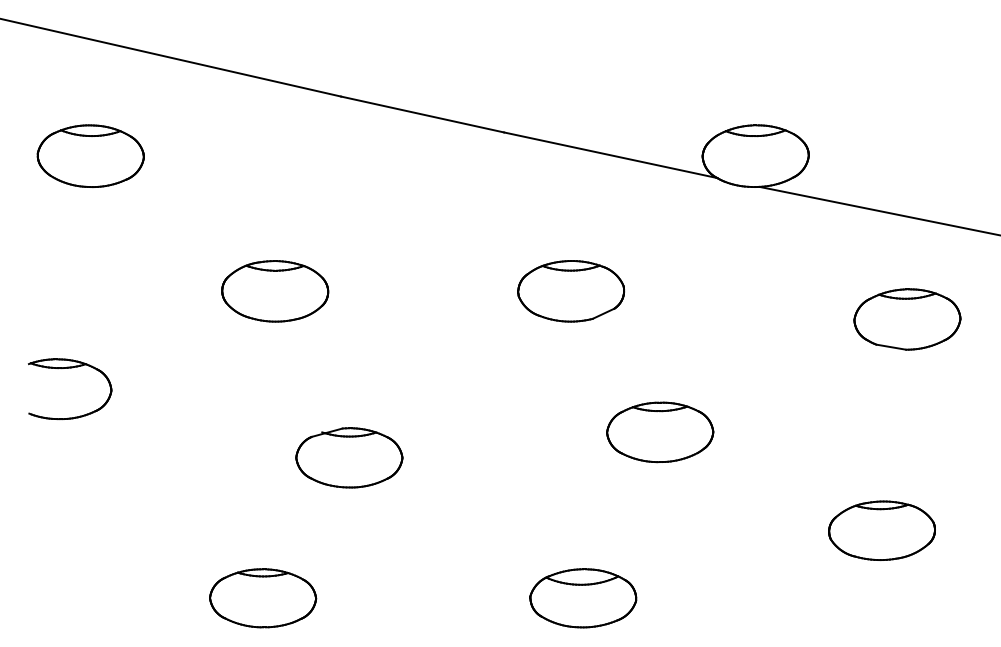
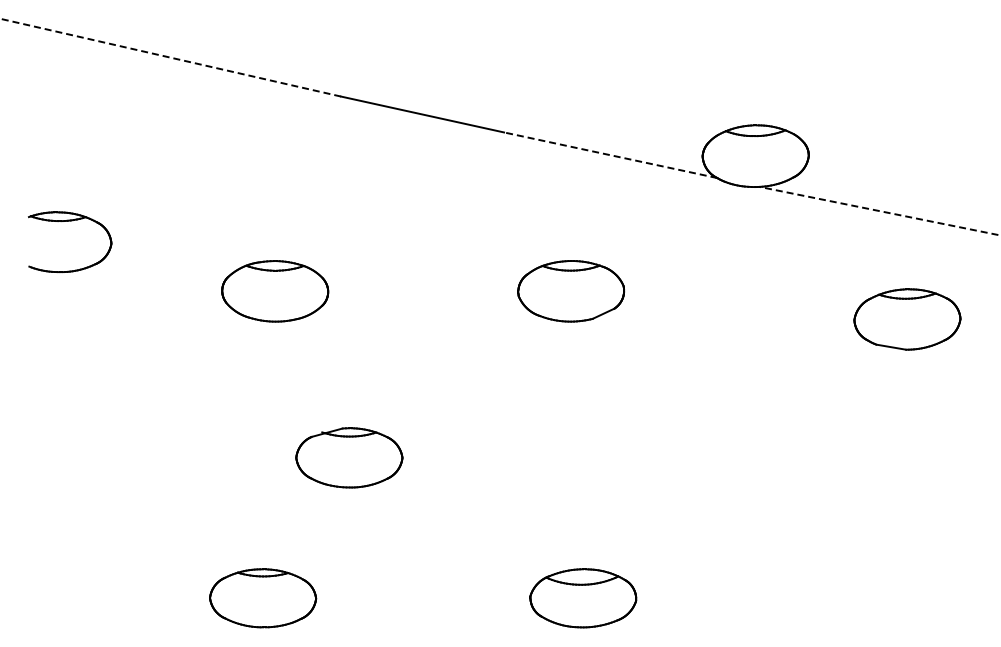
line: solid -> dashed (170, 57)
part: present -> none (90, 155)
line: solid -> dashed (610, 155)
line: solid -> dashed (880, 211)
part position: (70, 368) -> (70, 221) (70, 221)
part: present -> none (660, 432)
part: present -> none (881, 530)
